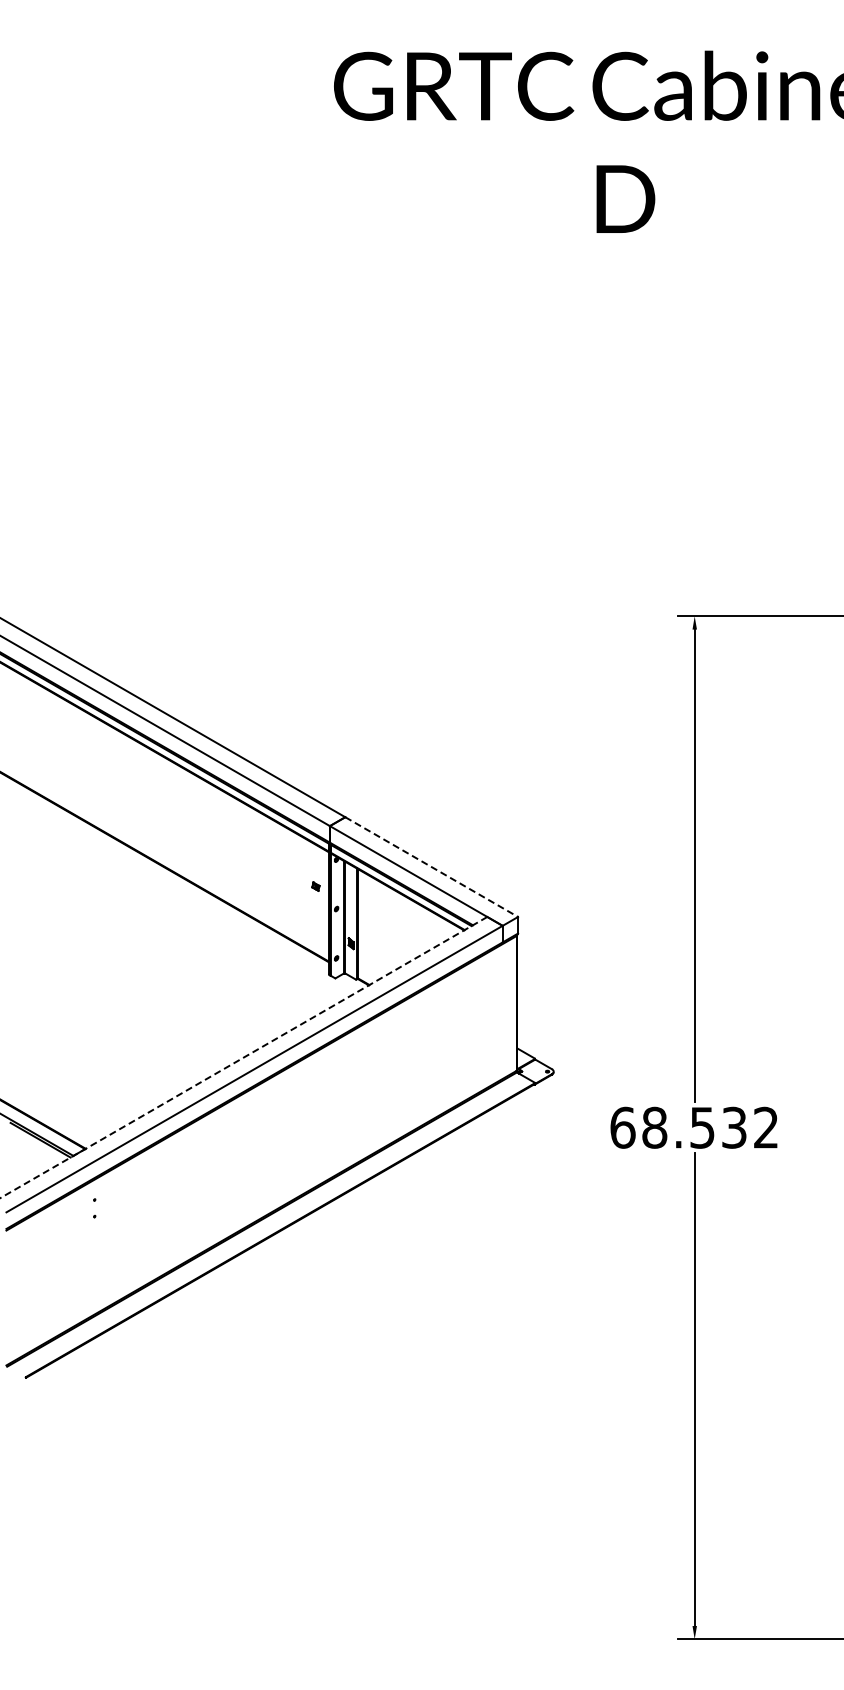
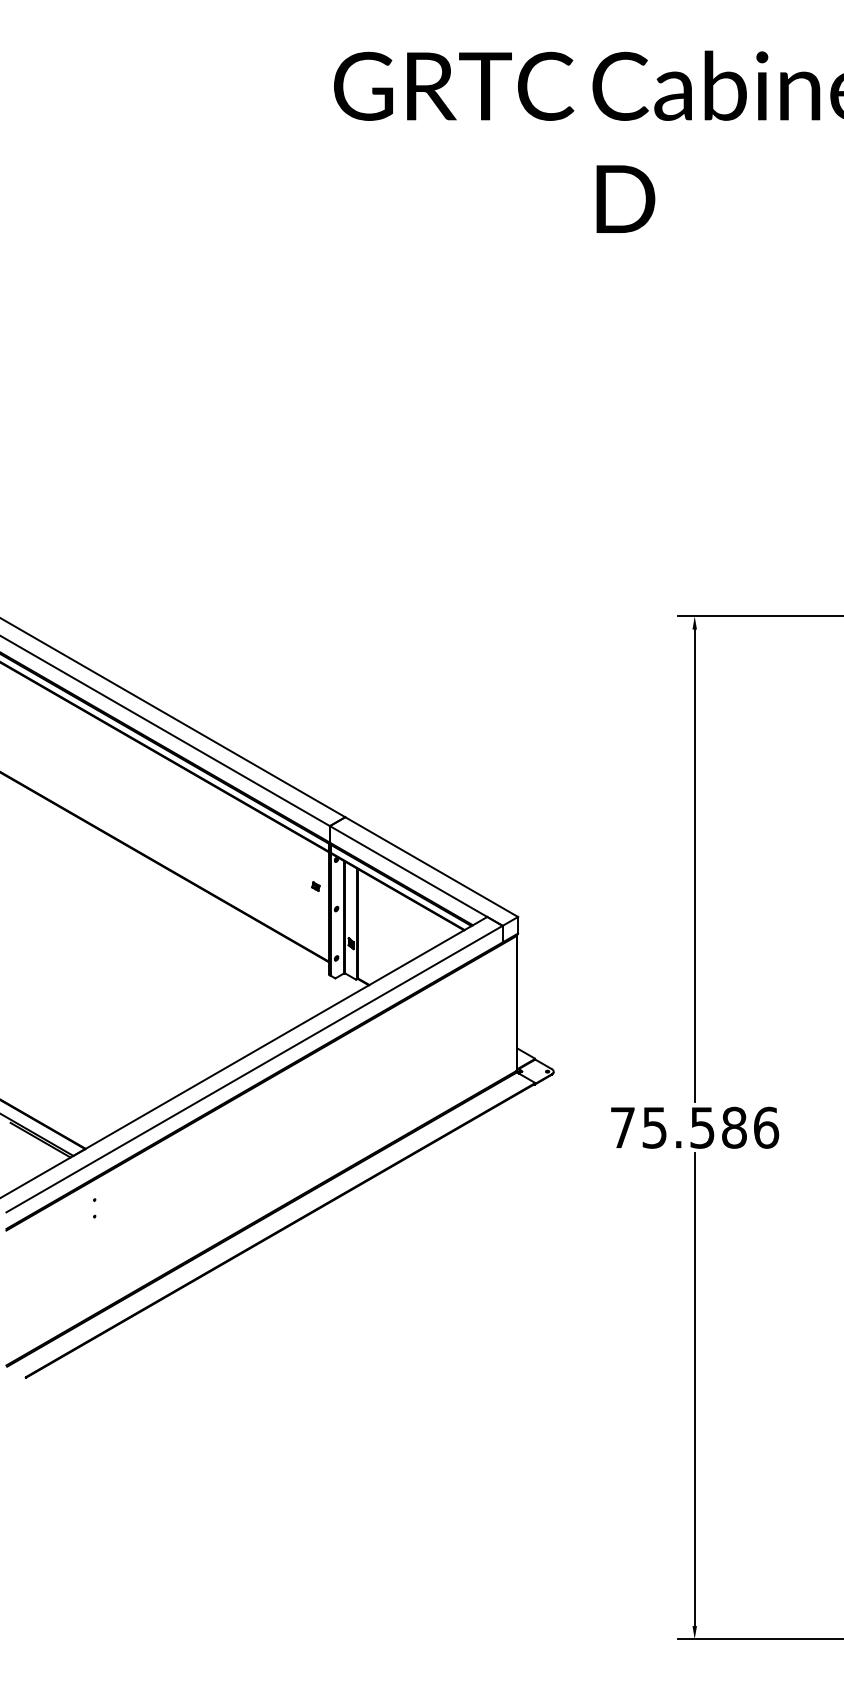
line: dashed -> solid (431, 867)
line: dashed -> solid (243, 1057)
text: 68.532 -> 75.586 (694, 1127)
